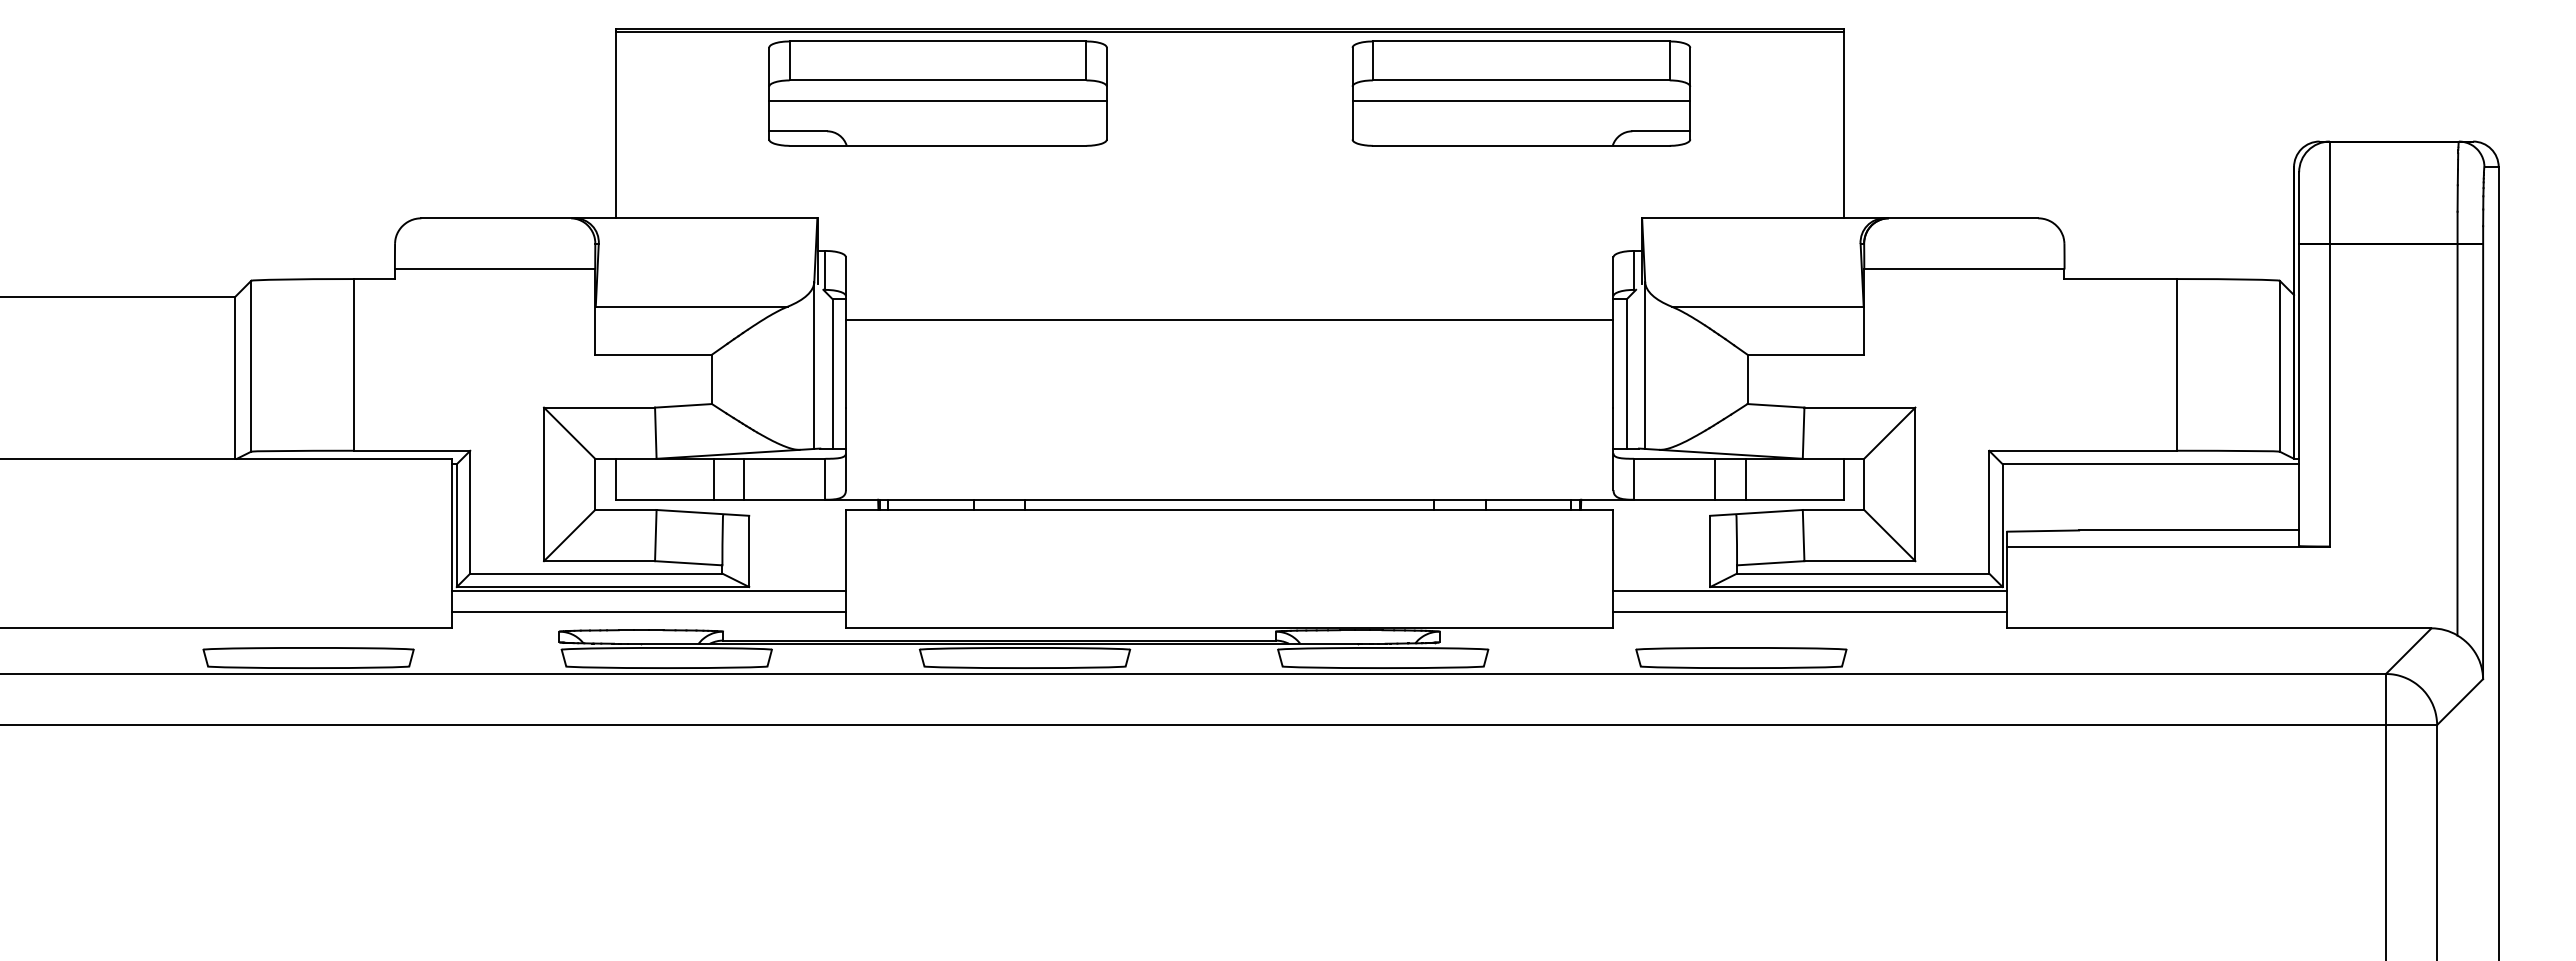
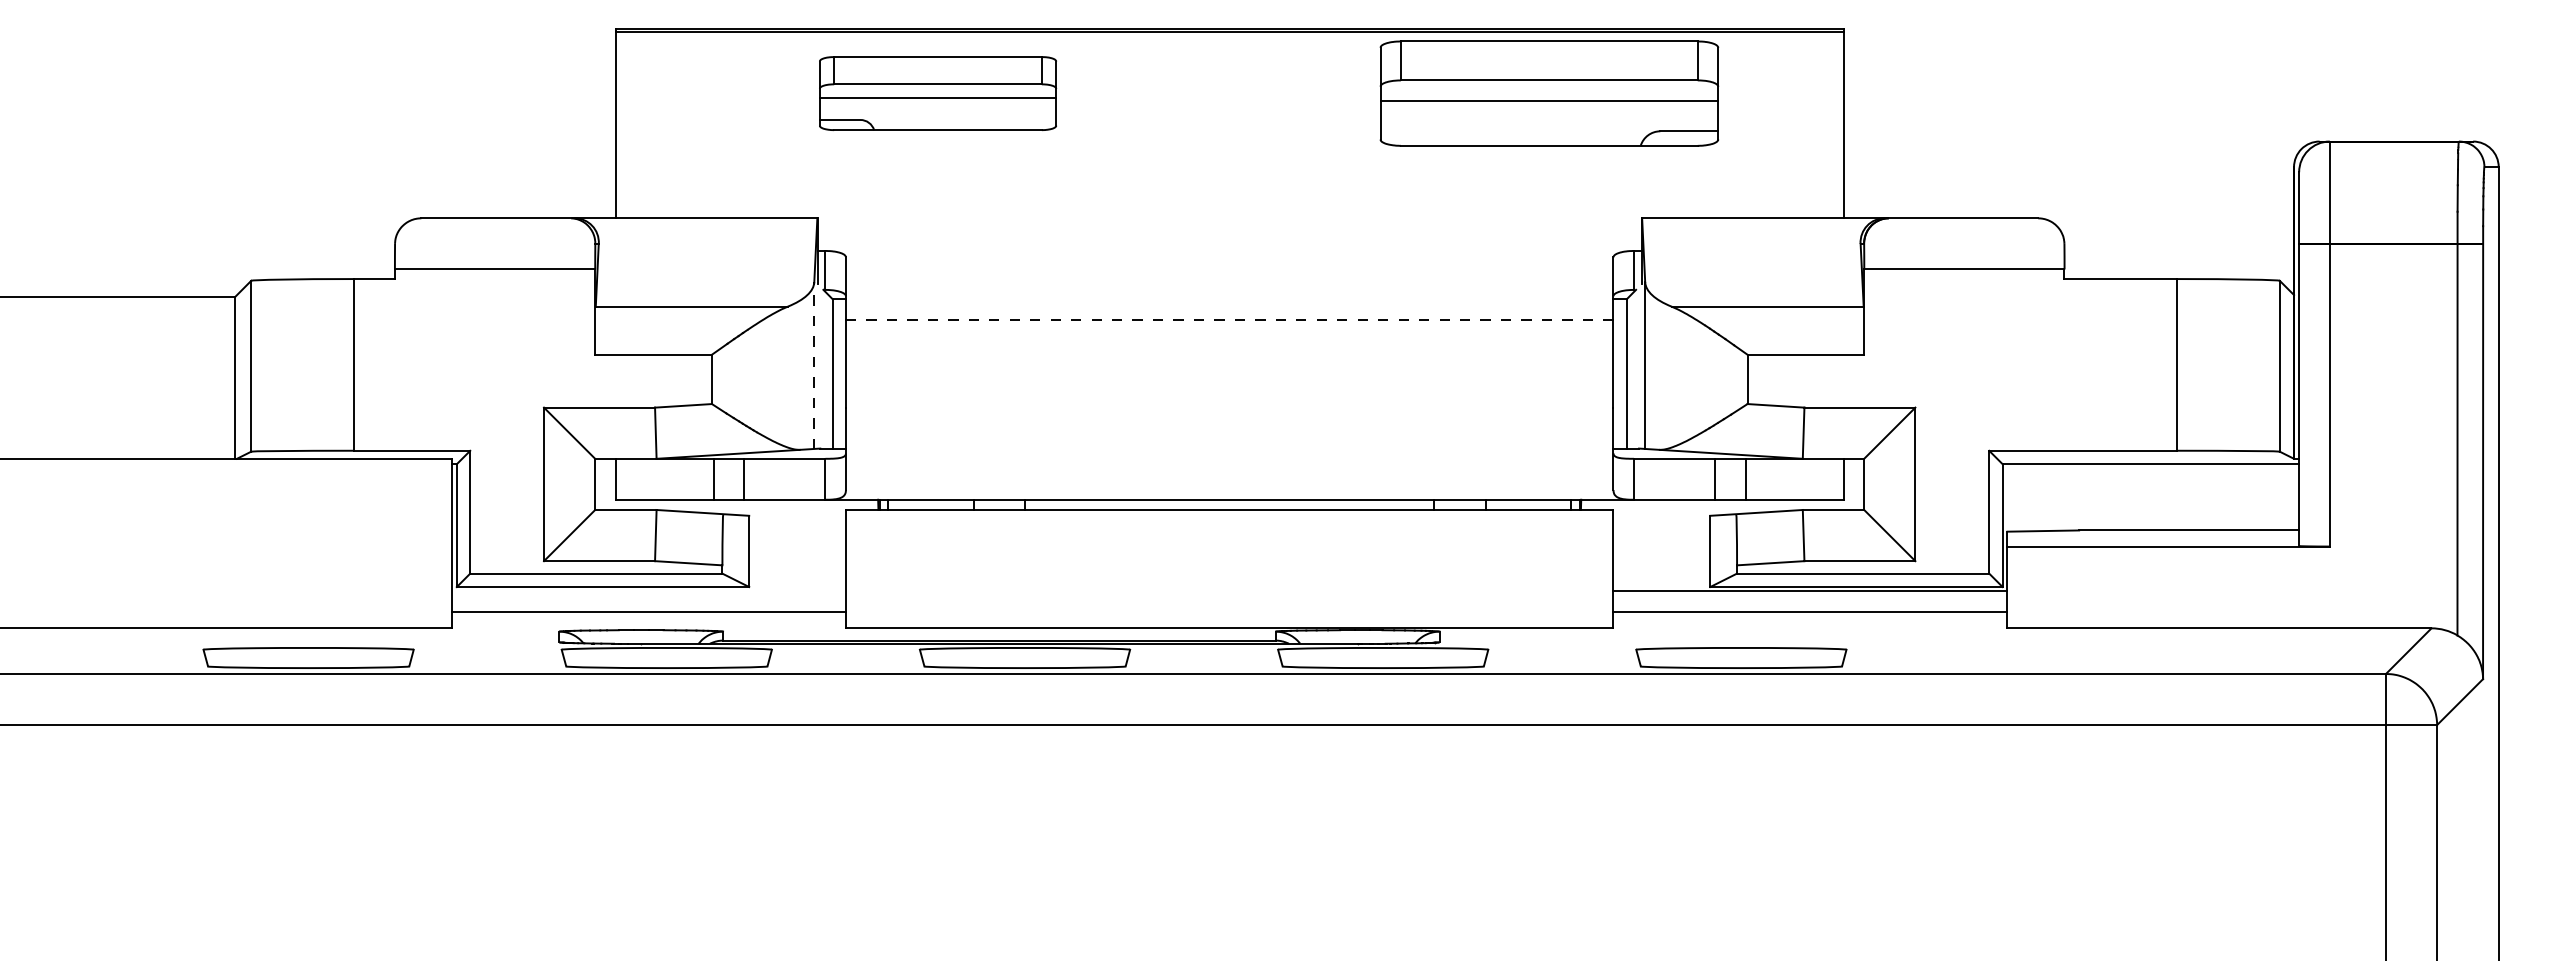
part size: 340x107 px -> 239x75 px (938, 93)
part position: (1521, 93) -> (1549, 93) (1549, 93)
line: solid -> dashed (1229, 320)
line: solid -> dashed (814, 365)
line: present -> none (648, 591)
